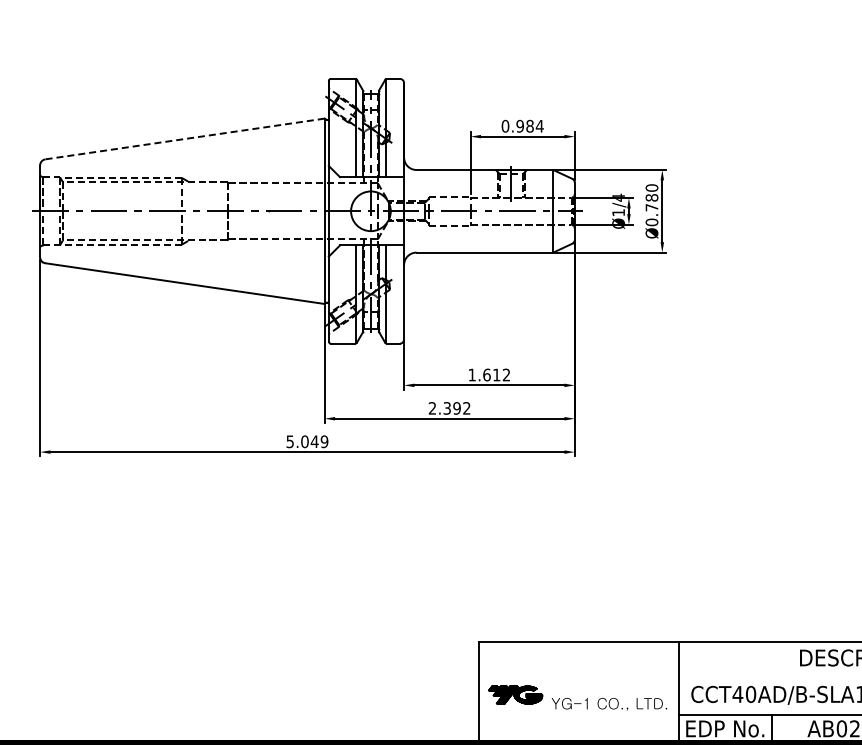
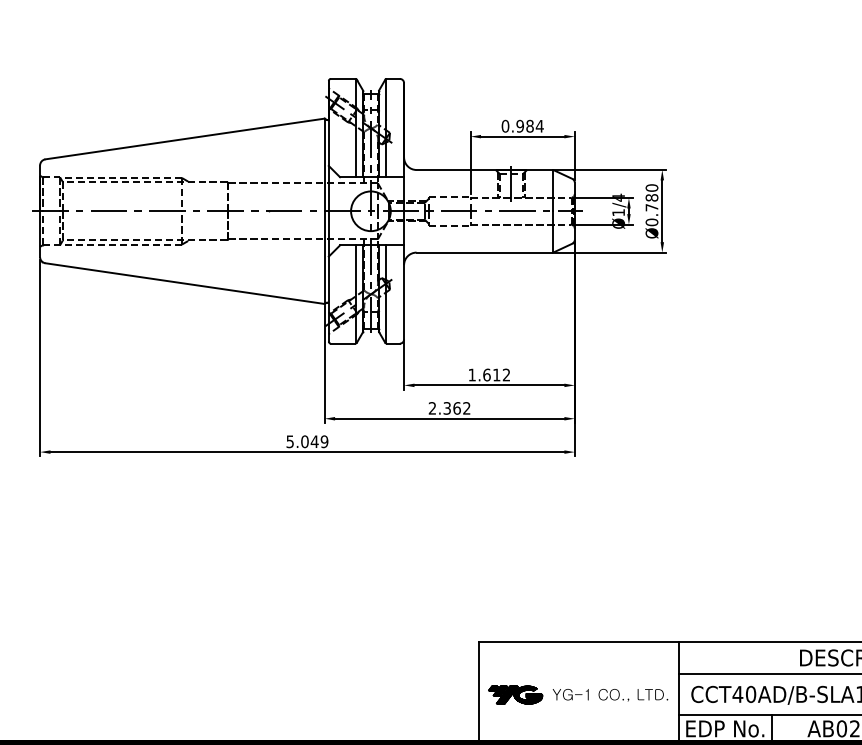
line: dashed -> solid (184, 139)
text: 2.392 -> 2.362 (456, 408)
line: none -> present (768, 673)
text position: (609, 704) -> (610, 695) (610, 695)
